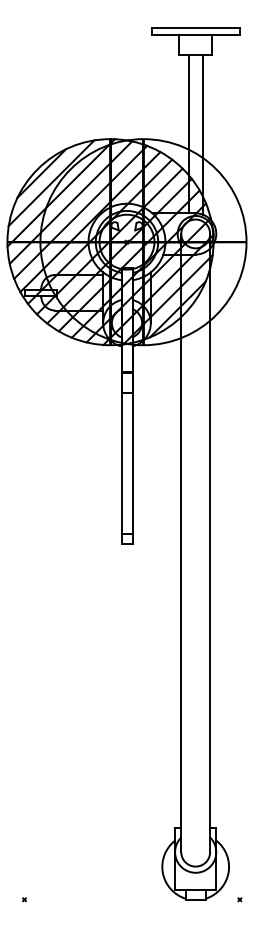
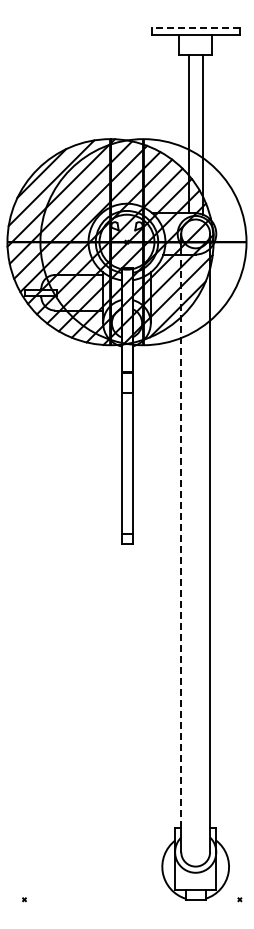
line: solid -> dashed (195, 27)
line: solid -> dashed (181, 541)
